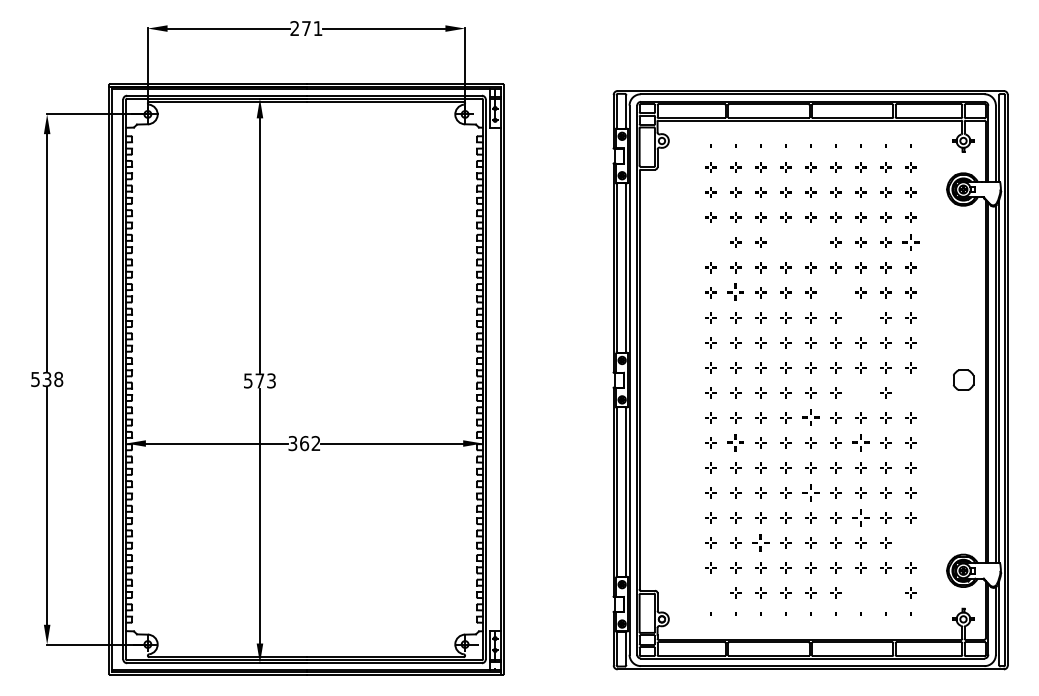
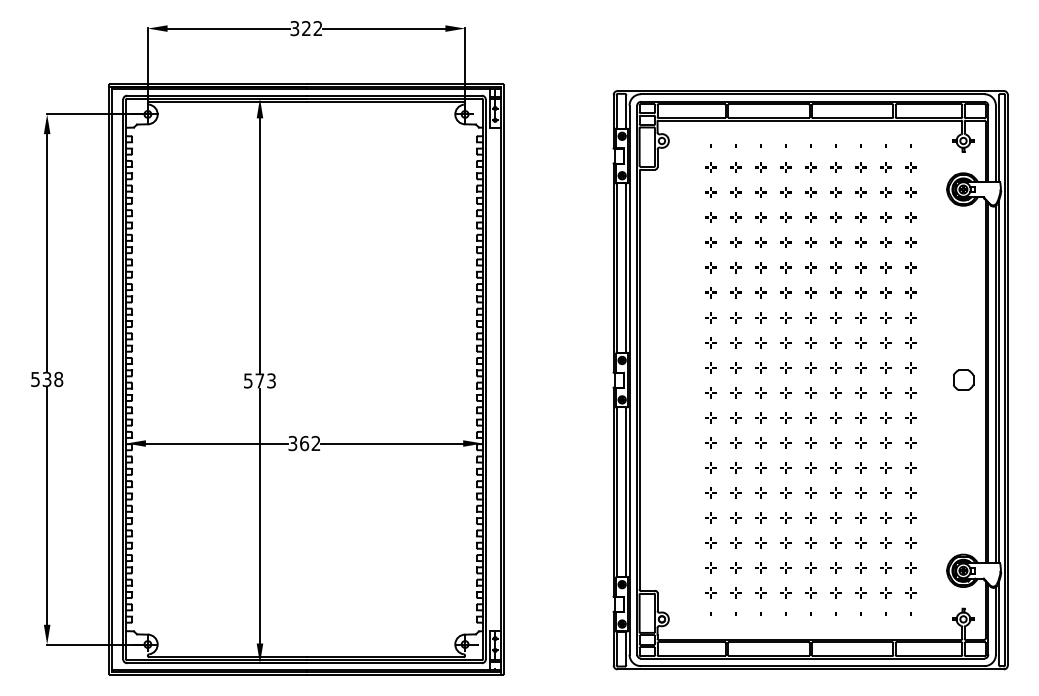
text: 271 -> 322 (306, 28)
part: none -> present (710, 242)
part: none -> present (785, 242)
part: none -> present (810, 242)
part size: 18x17 px -> 12x11 px (910, 242)
part size: 17x18 px -> 12x12 px (735, 292)
part: none -> present (835, 292)
part: none -> present (860, 317)
part: none -> present (860, 392)
part: none -> present (910, 392)
part size: 18x17 px -> 12x12 px (810, 417)
part size: 17x18 px -> 12x12 px (735, 442)
part size: 18x18 px -> 12x12 px (860, 442)
part size: 18x18 px -> 12x12 px (810, 492)
part size: 18x18 px -> 12x12 px (860, 517)
part size: 18x18 px -> 12x12 px (760, 542)
part: none -> present (910, 542)
part: none -> present (710, 592)
part: none -> present (860, 592)
part: none -> present (885, 592)
